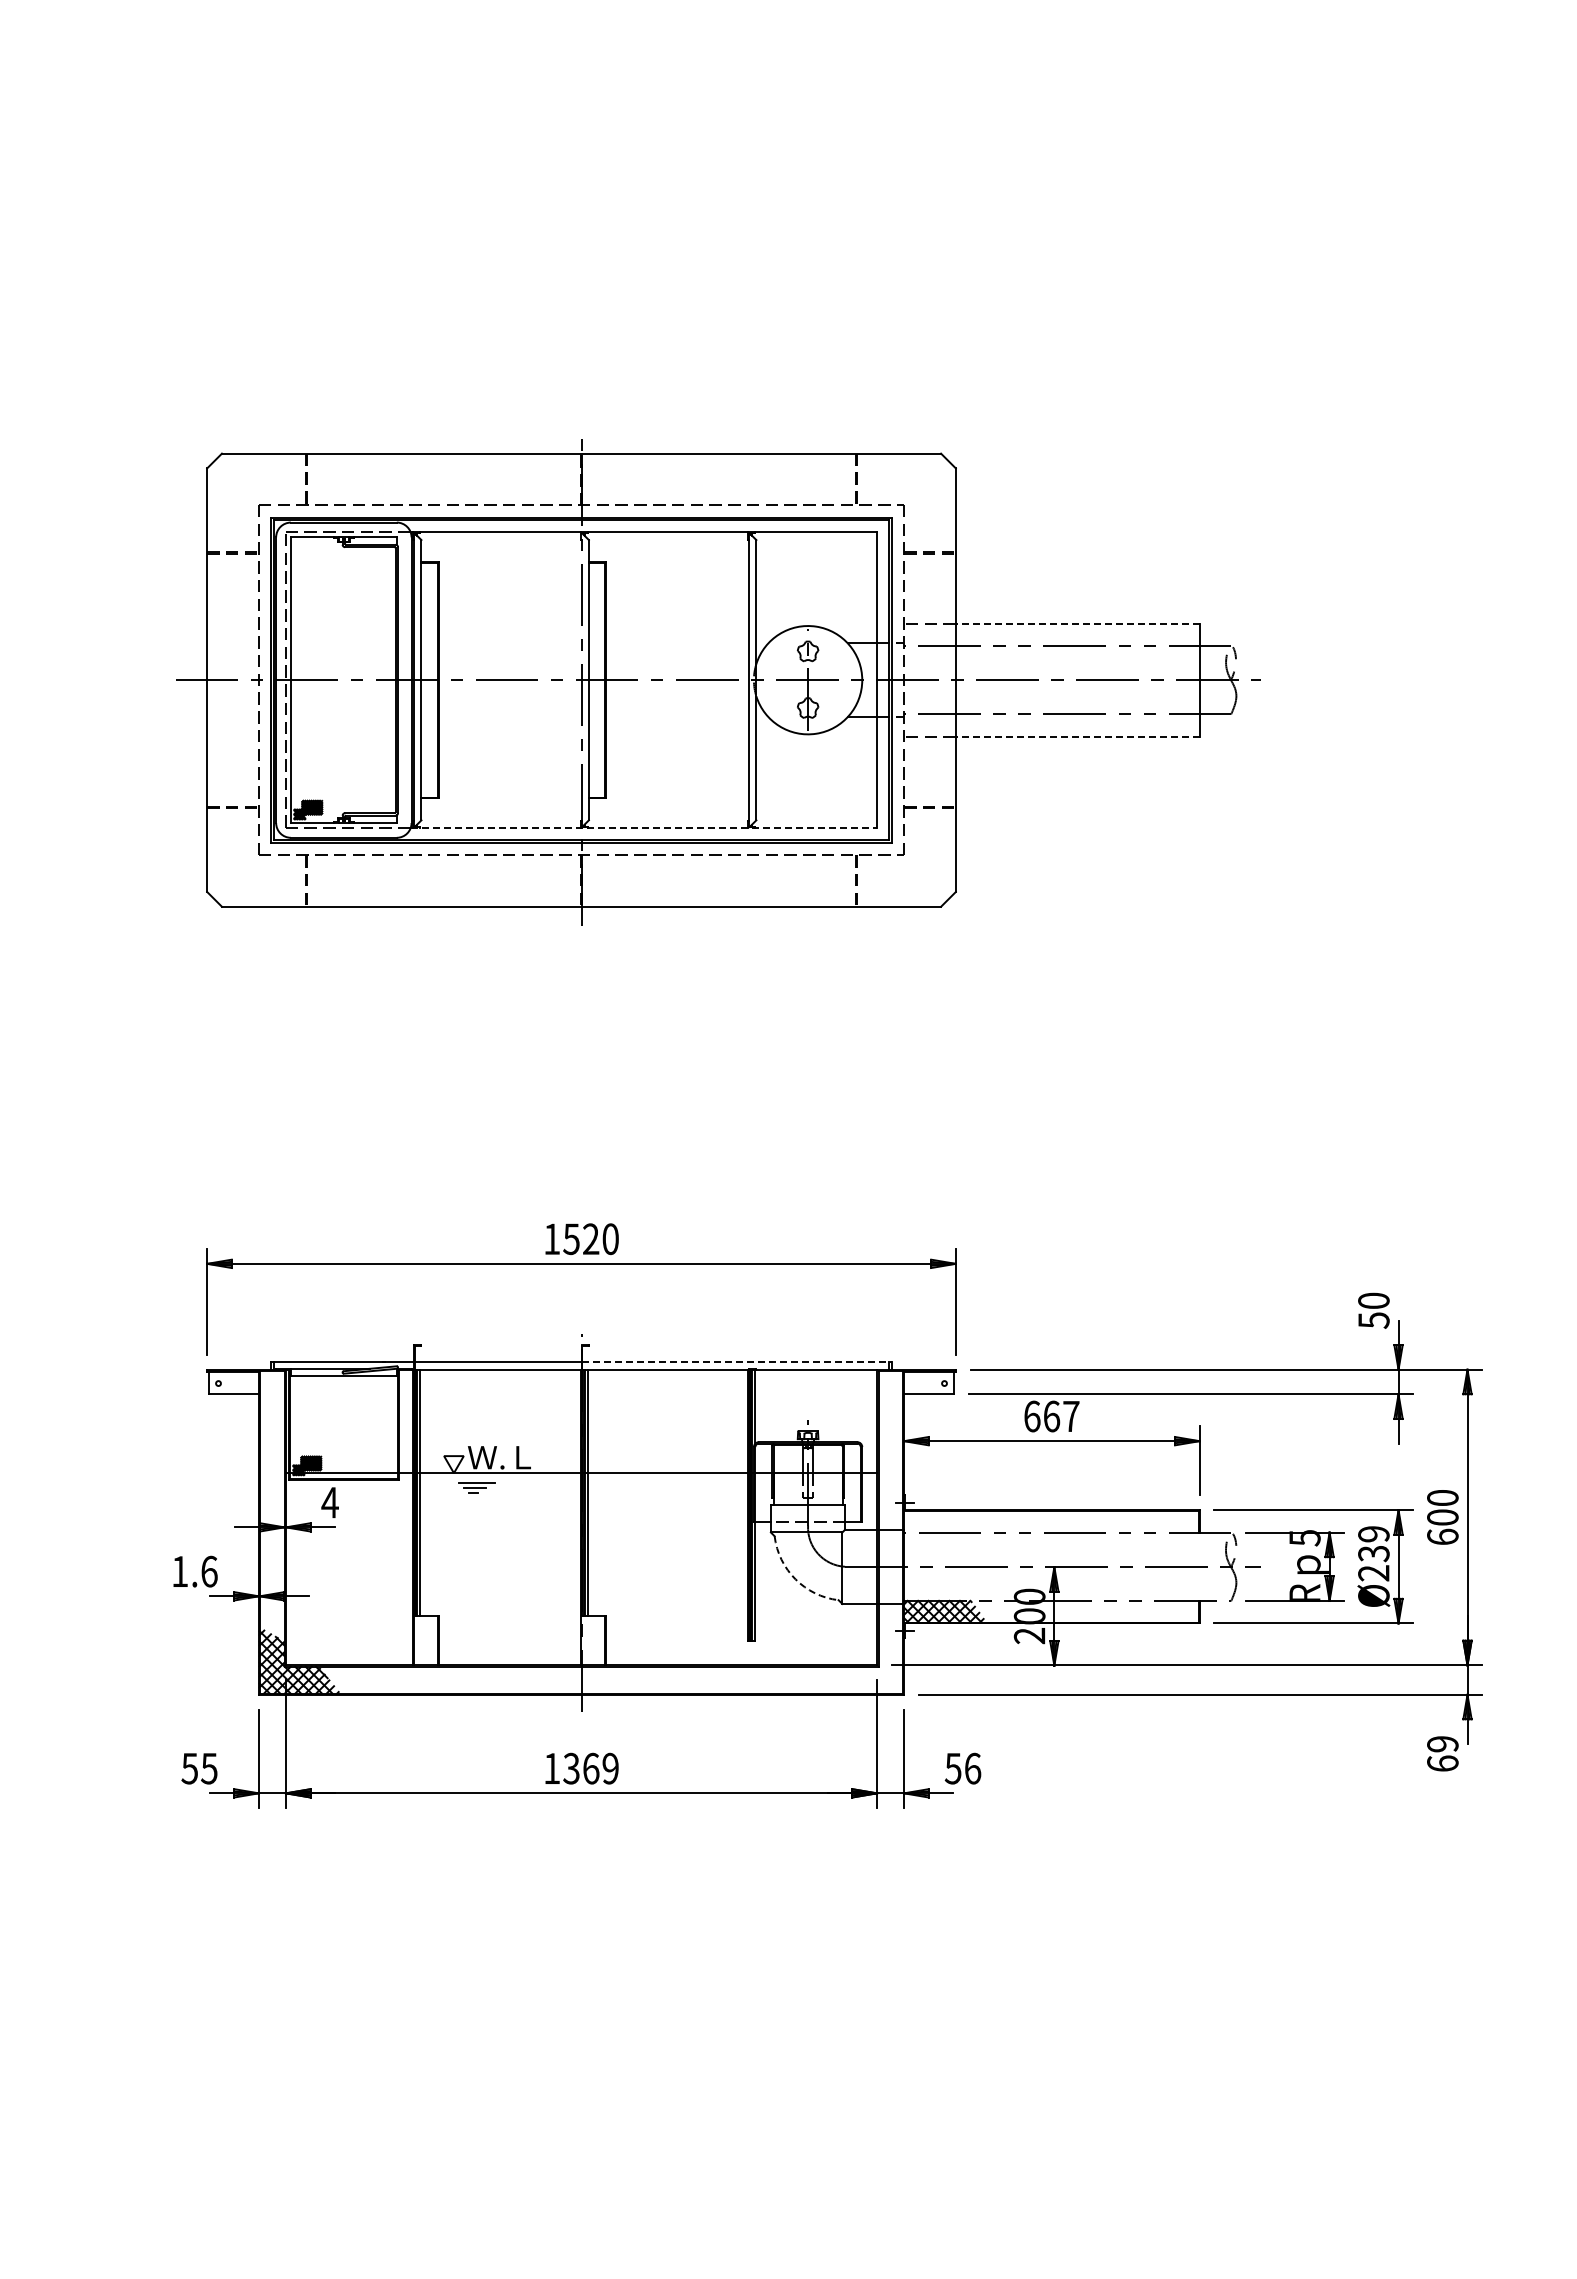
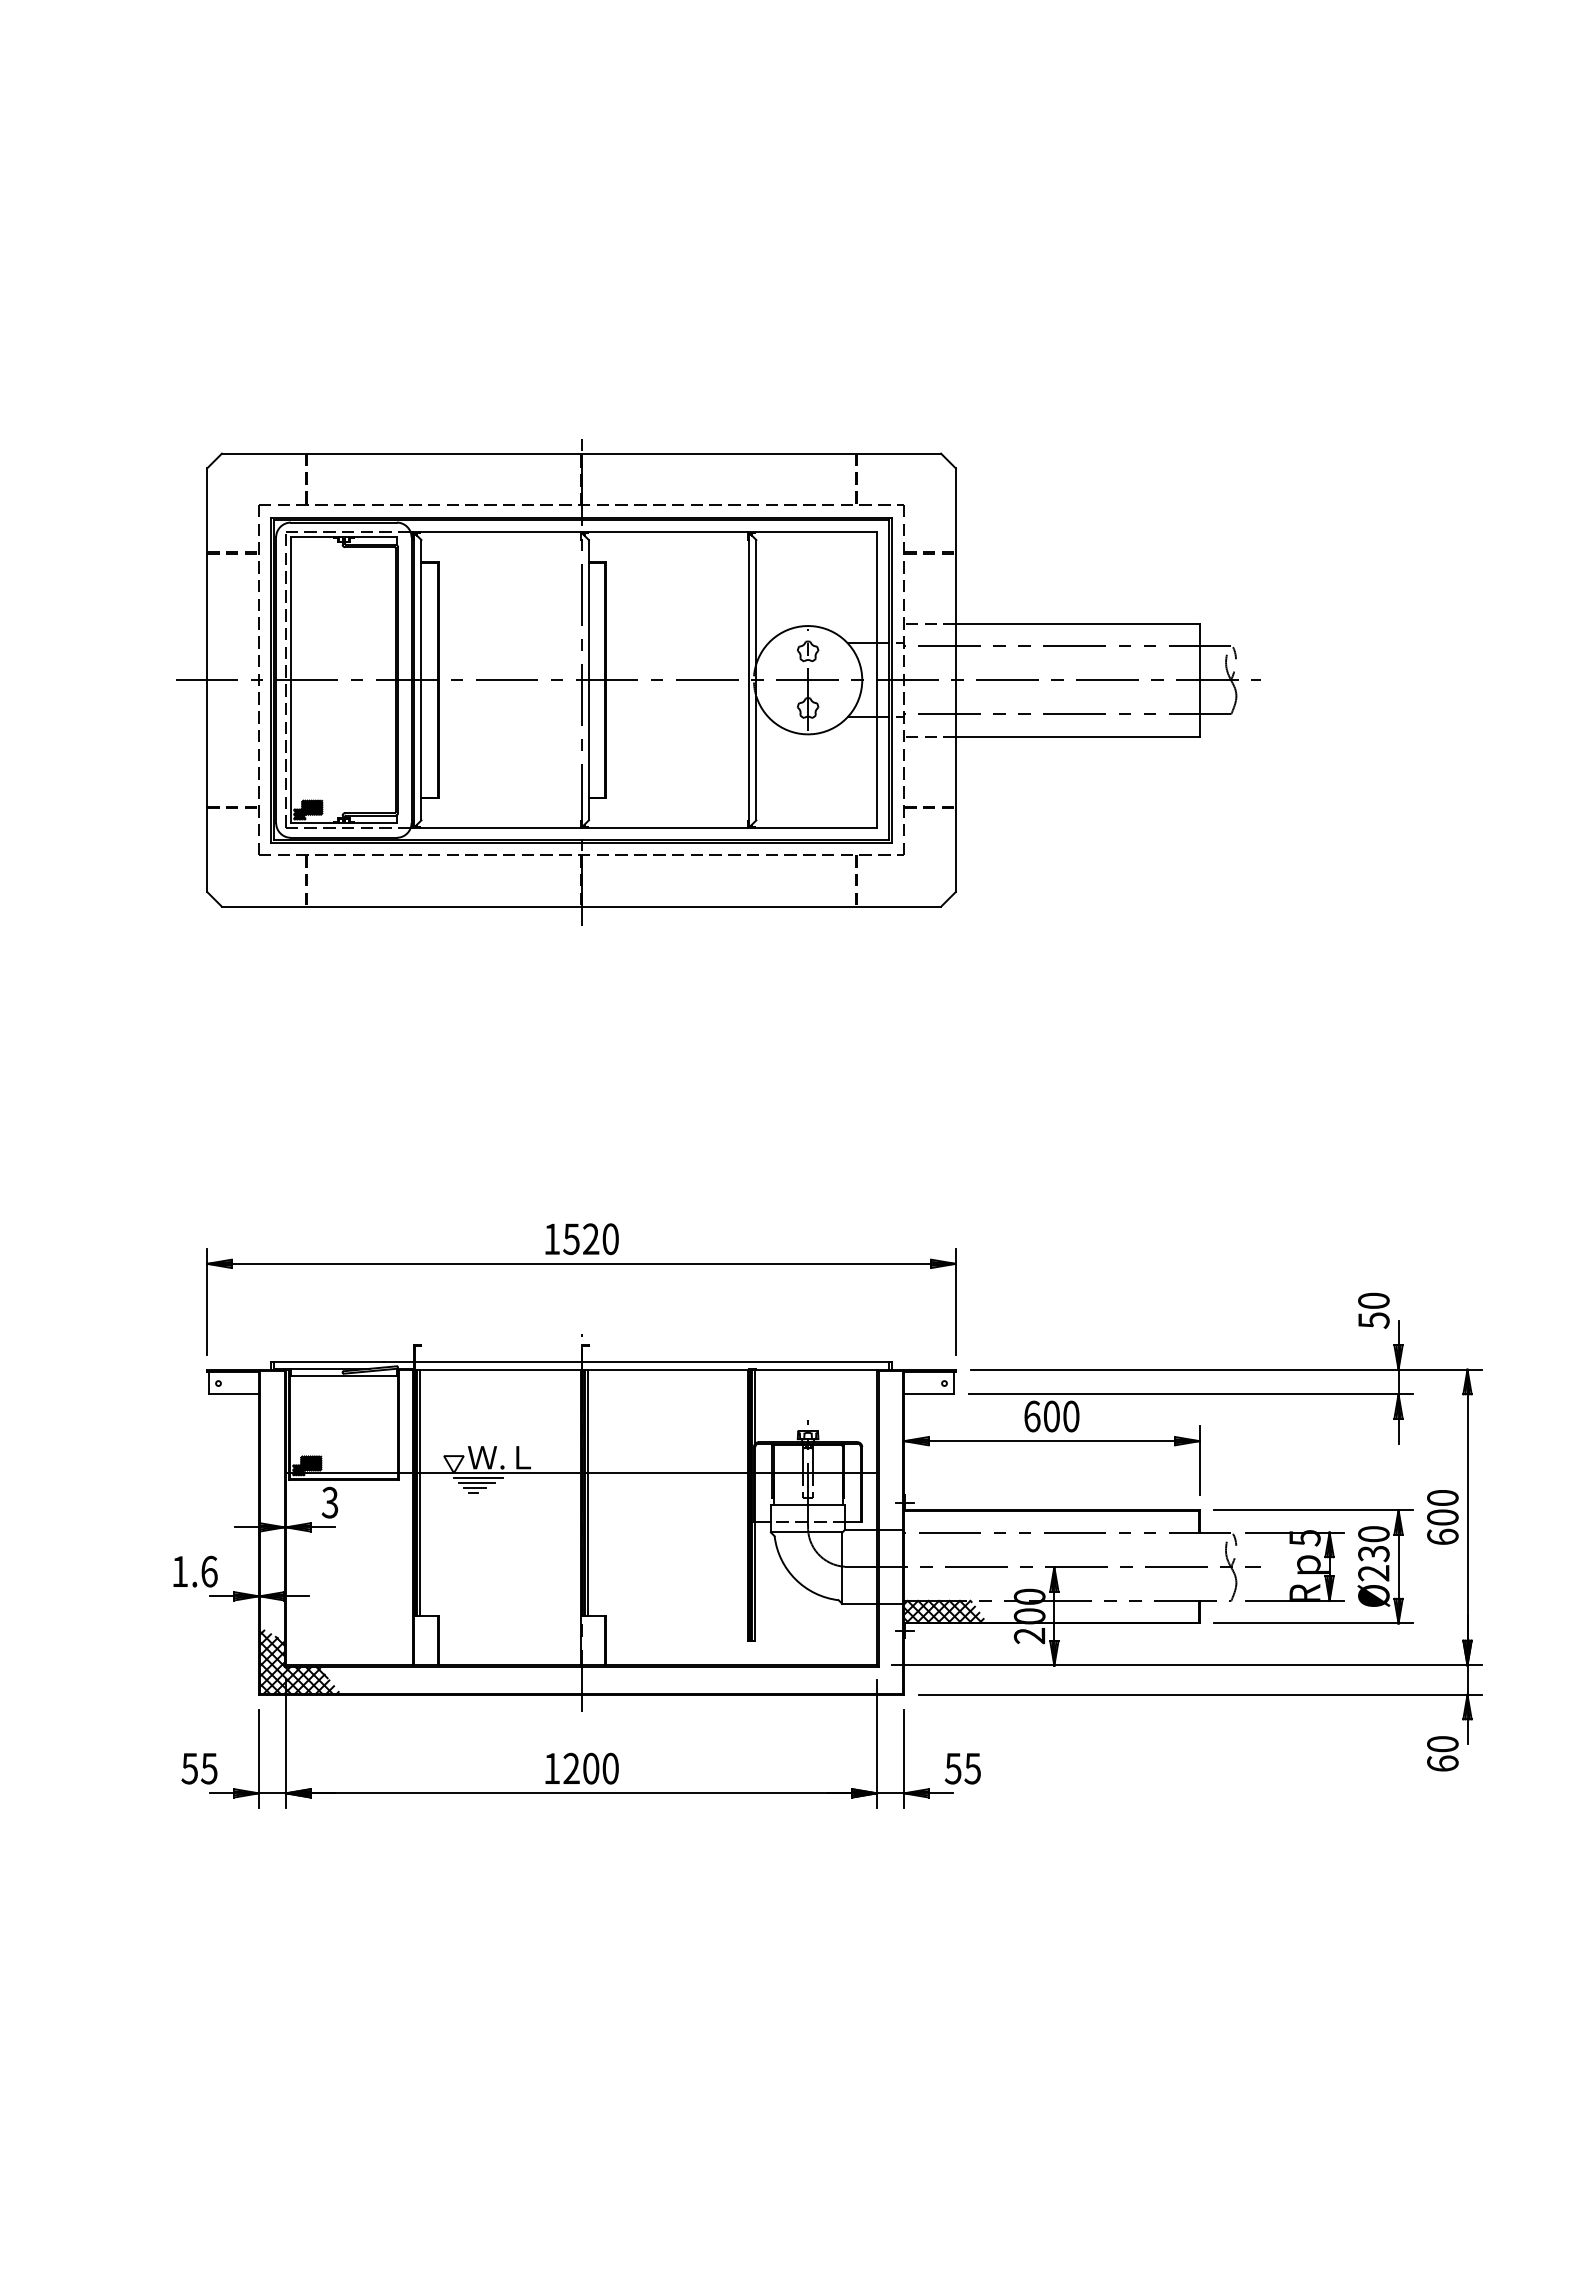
line: dashed -> solid (1077, 623)
line: dashed -> solid (1077, 736)
line: dashed -> solid (644, 827)
line: dashed -> solid (737, 1362)
text: 667 -> 600 (1061, 1416)
line: none -> present (478, 1478)
text: 4 -> 3 (329, 1502)
text: Ø239 -> Ø230 (1373, 1534)
arc: dashed -> solid (795, 1579)
text: 69 -> 60 (1442, 1744)
text: 1369 -> 1200 (590, 1768)
text: 56 -> 55 (972, 1768)
